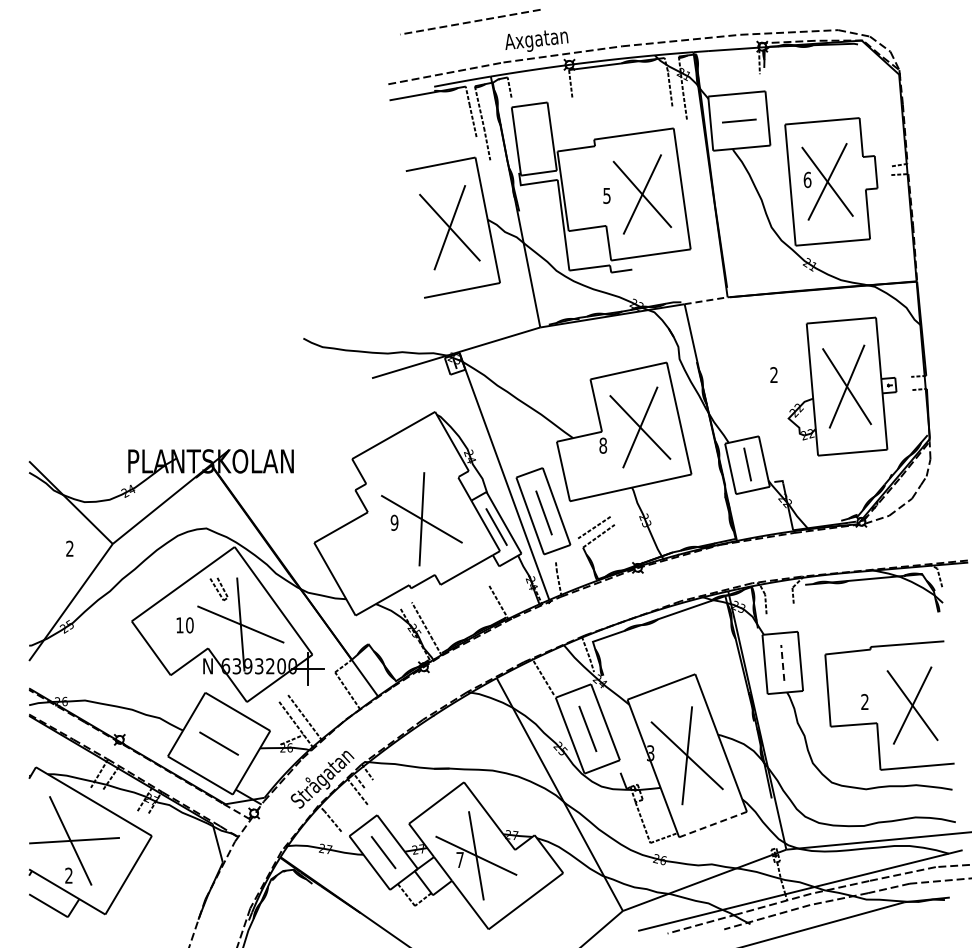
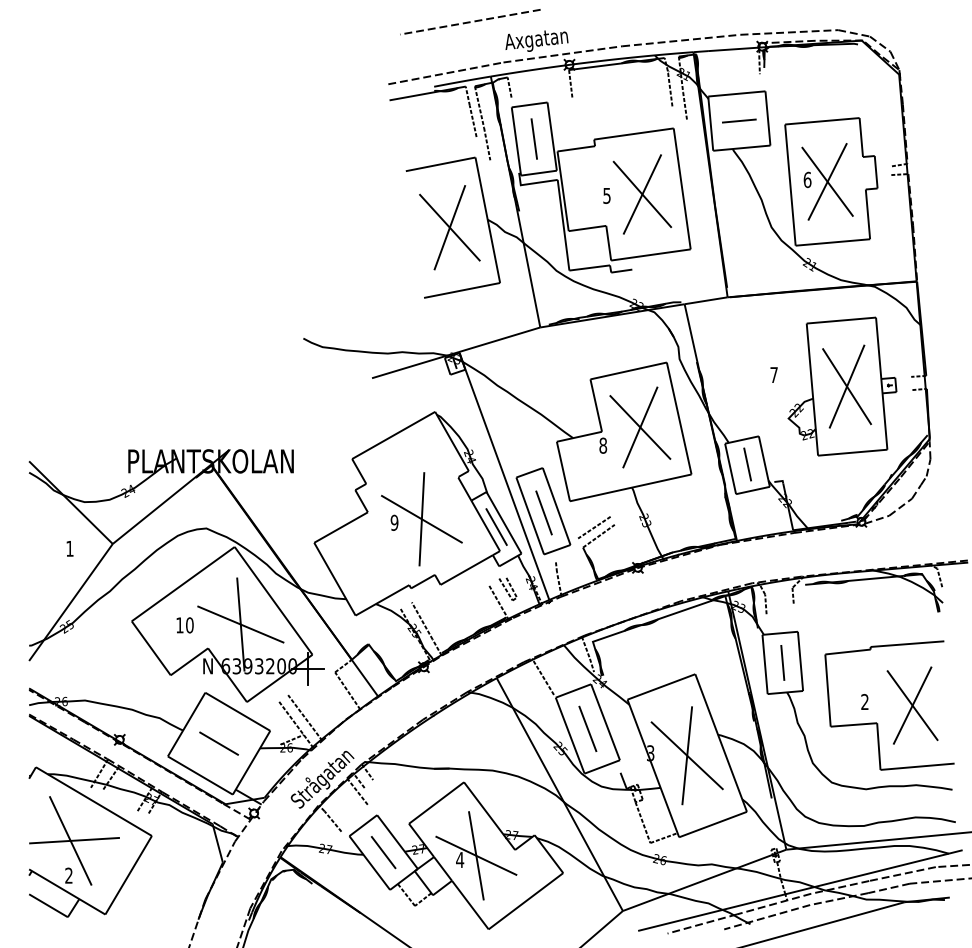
line: none -> present (533, 138)
line: dashed -> solid (706, 300)
text: 2 -> 7 (773, 374)
text: 2 -> 1 (69, 548)
part position: (218, 589) -> (507, 589) (507, 589)
line: dashed -> solid (782, 662)
line: dashed -> solid (713, 824)
text: 7 -> 4 (460, 859)
